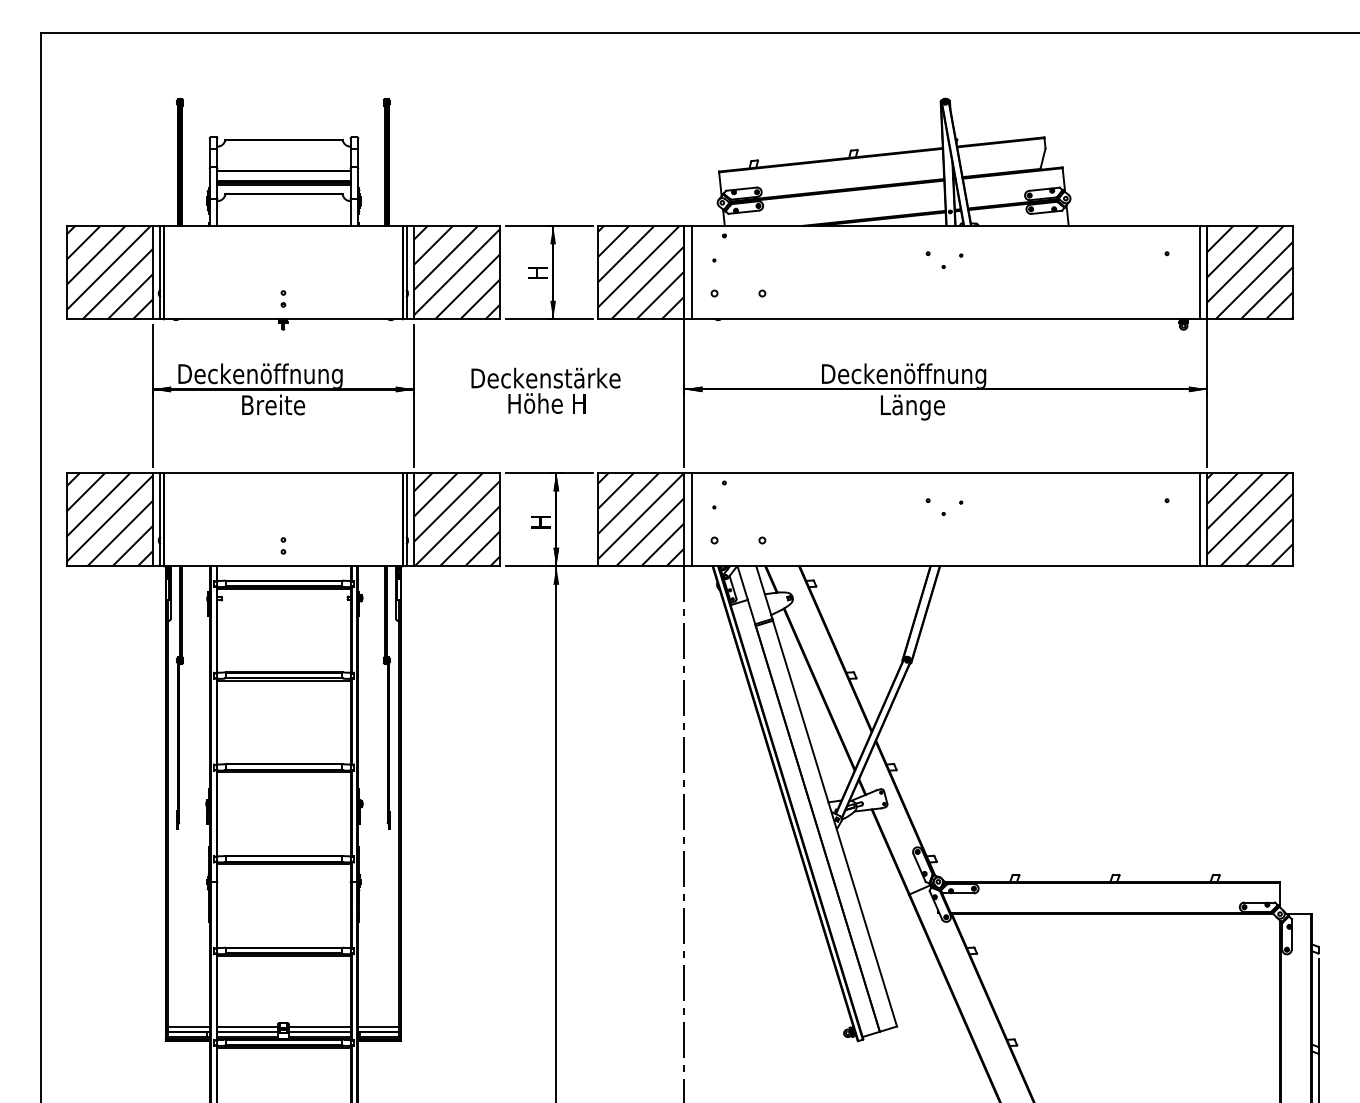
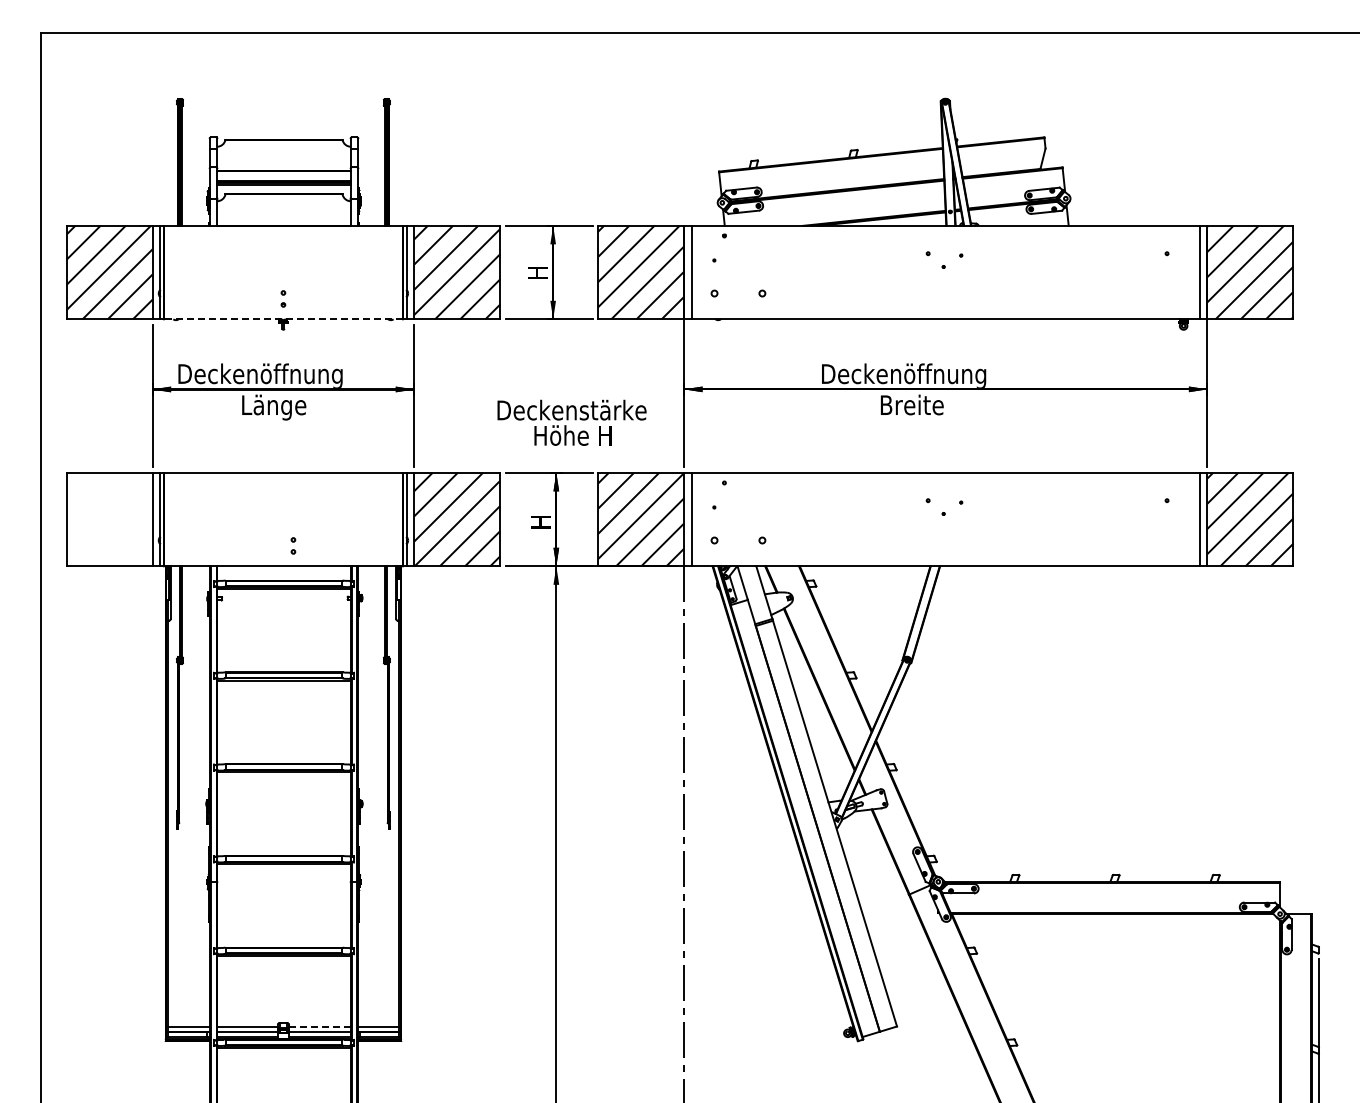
line: solid -> dashed (282, 319)
text position: (545, 390) -> (571, 422) (571, 422)
text: Breite -> Länge (275, 407)
text: Länge -> Breite (913, 407)
hatch: present -> none (109, 519)
part position: (283, 545) -> (293, 545) (293, 545)
line: solid -> dashed (319, 1026)
